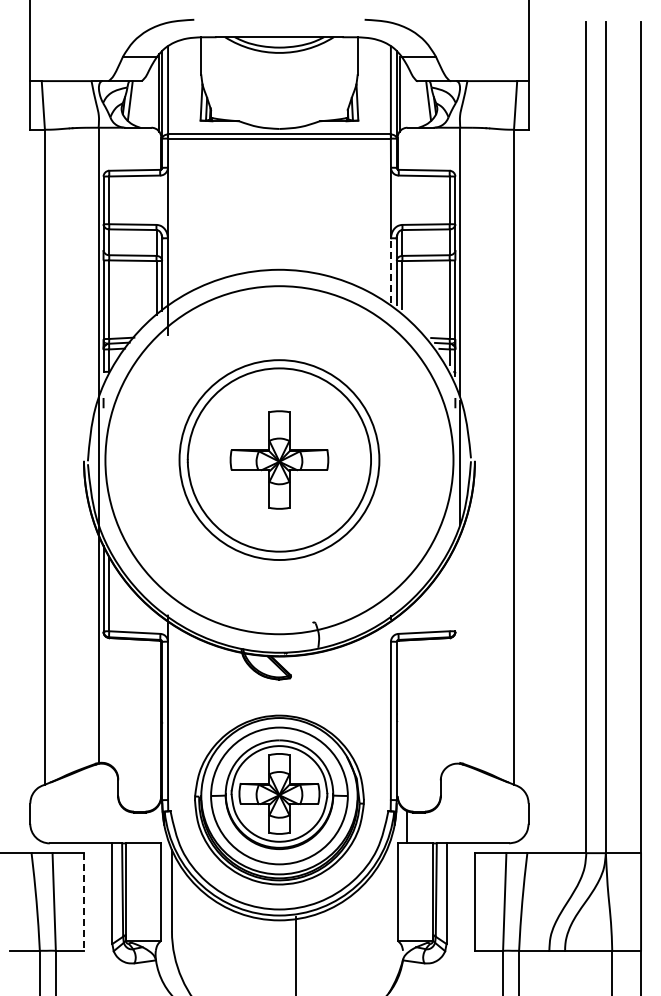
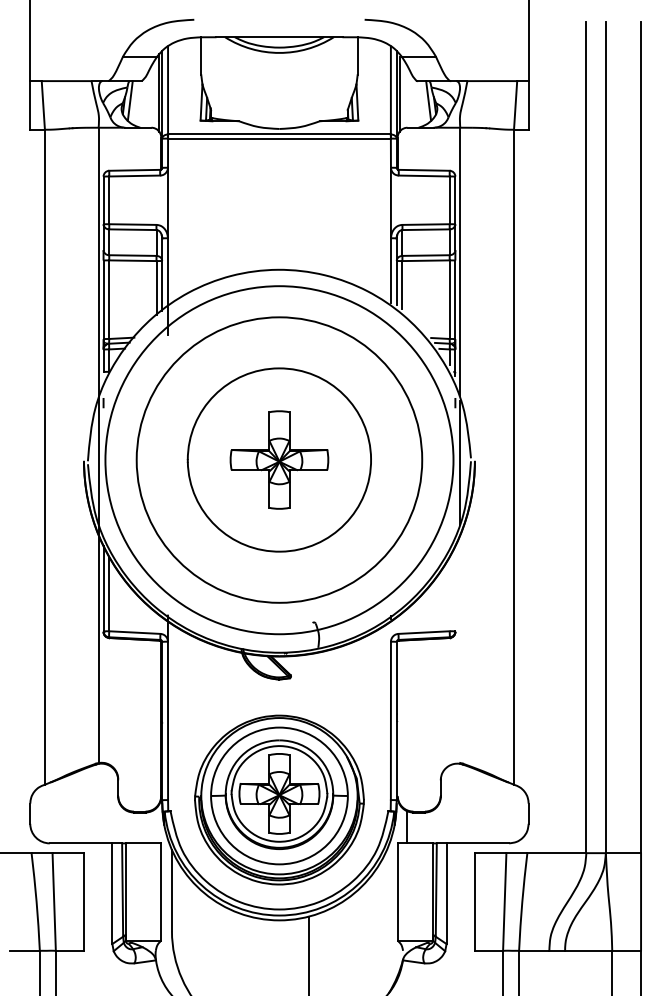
line: dashed -> solid (390, 269)
circle diameter: 200 px -> 286 px (279, 459)
line: dashed -> solid (84, 902)
line position: (295, 954) -> (308, 954) (308, 954)
